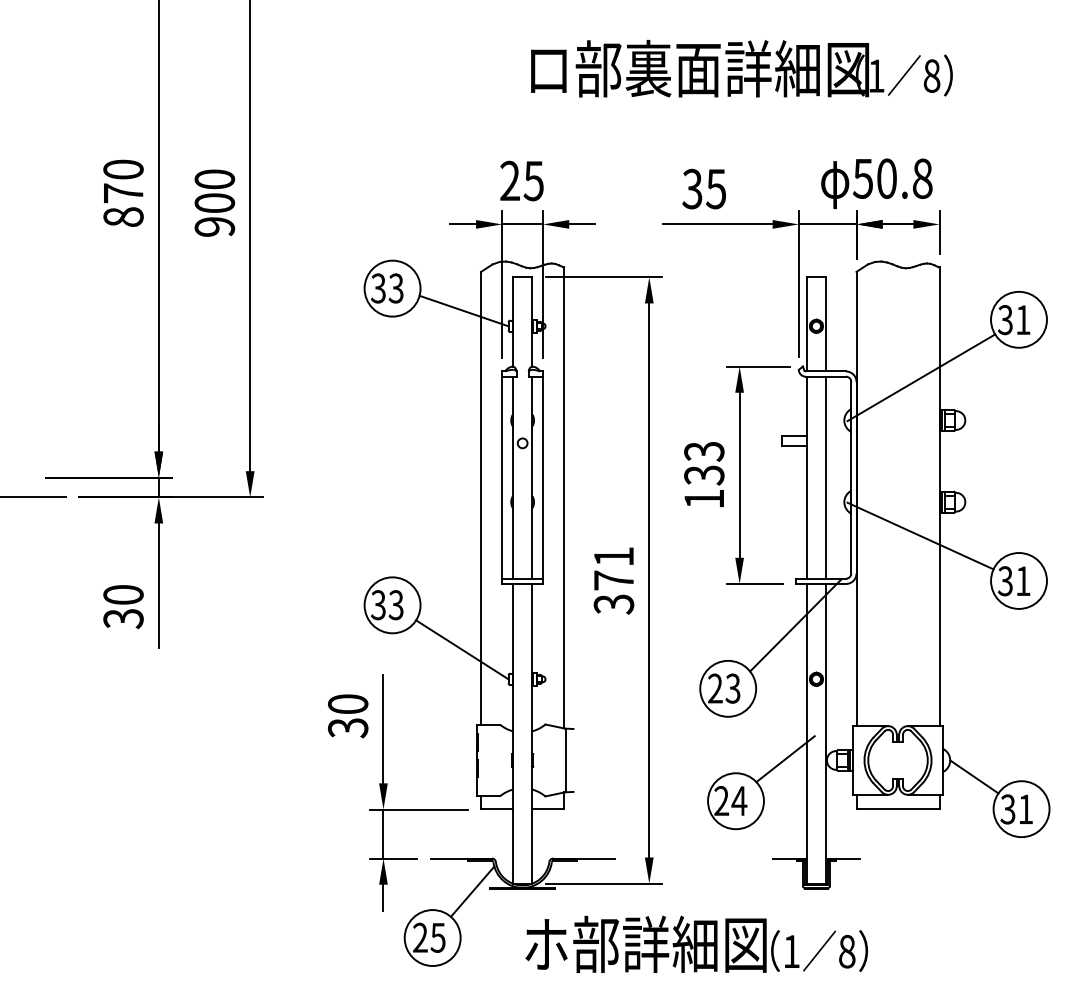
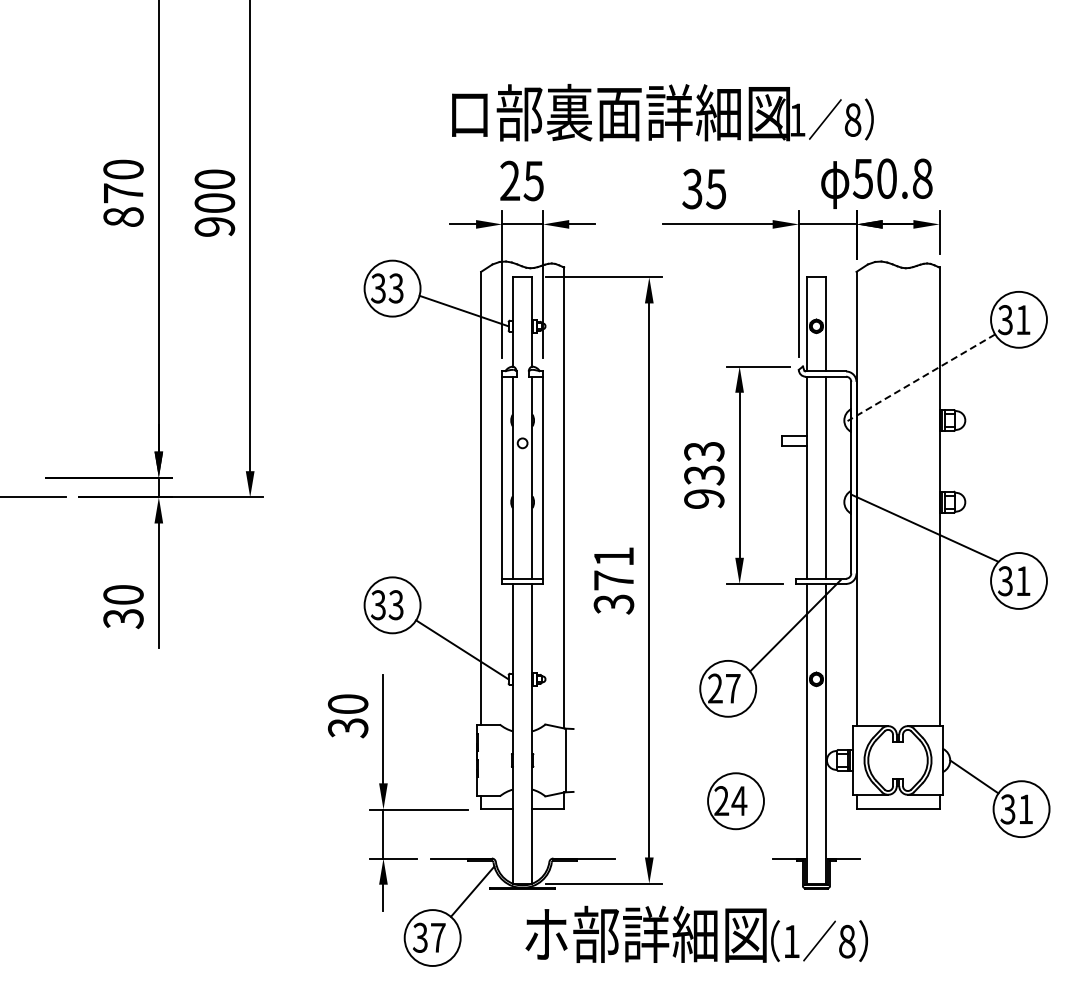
text position: (741, 68) -> (662, 112) (662, 112)
line: solid -> dashed (921, 377)
text: 133 -> 933 (704, 498)
line position: (920, 535) -> (924, 527) (924, 527)
text: 23 -> 27 (732, 688)
line: present -> none (785, 759)
text: 25 -> 37 (429, 937)
text position: (696, 943) -> (696, 933) (696, 933)
